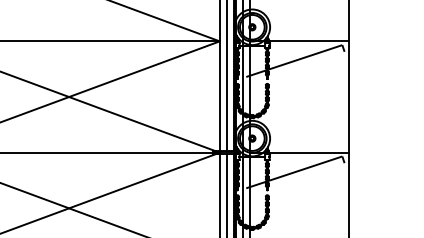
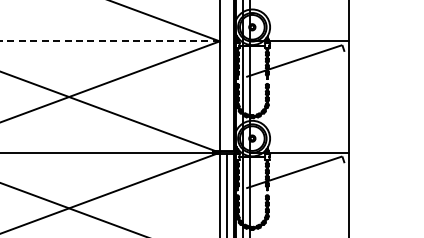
line: solid -> dashed (110, 41)
line: present -> none (226, 76)
